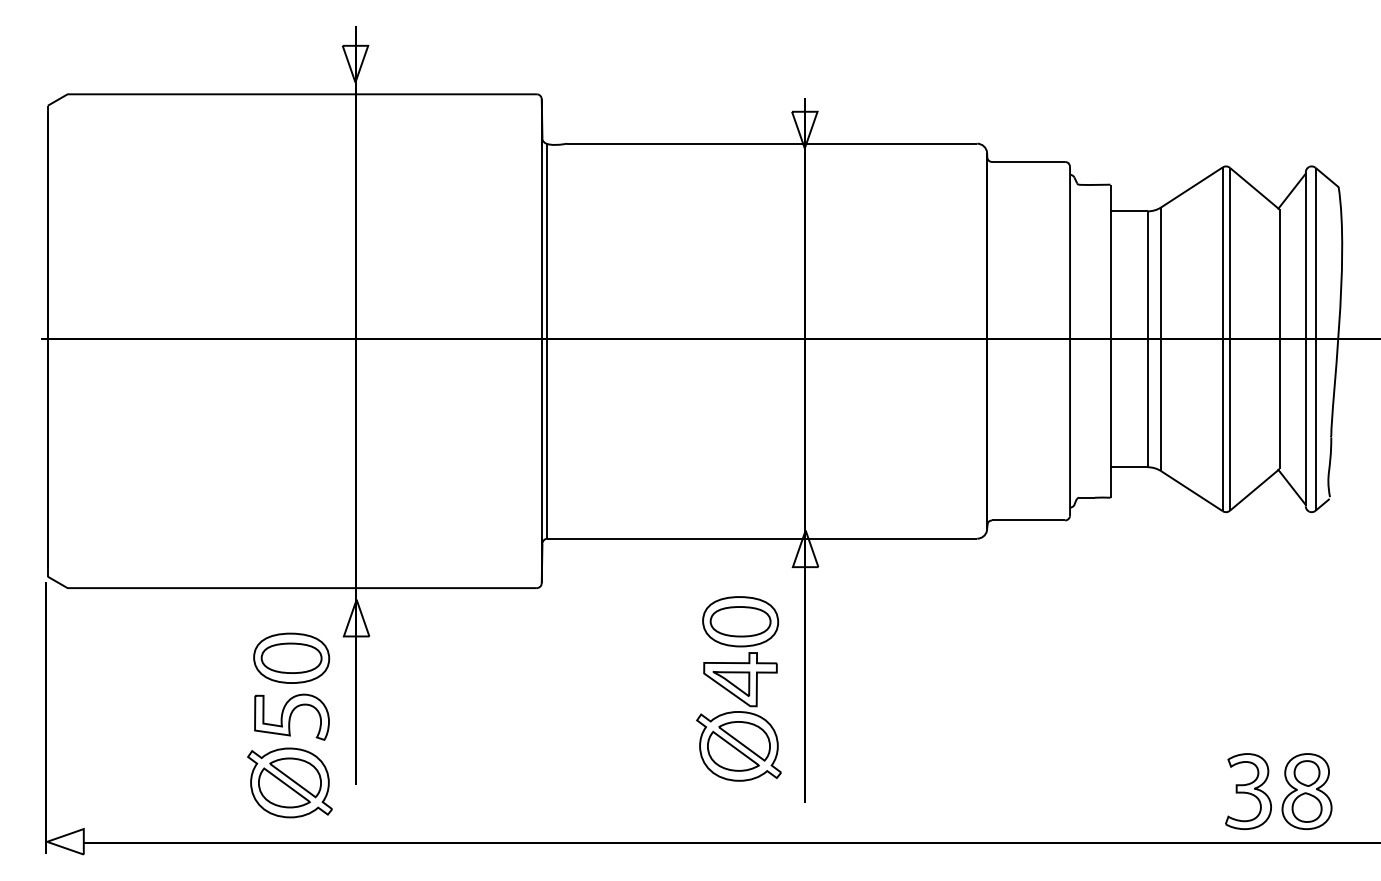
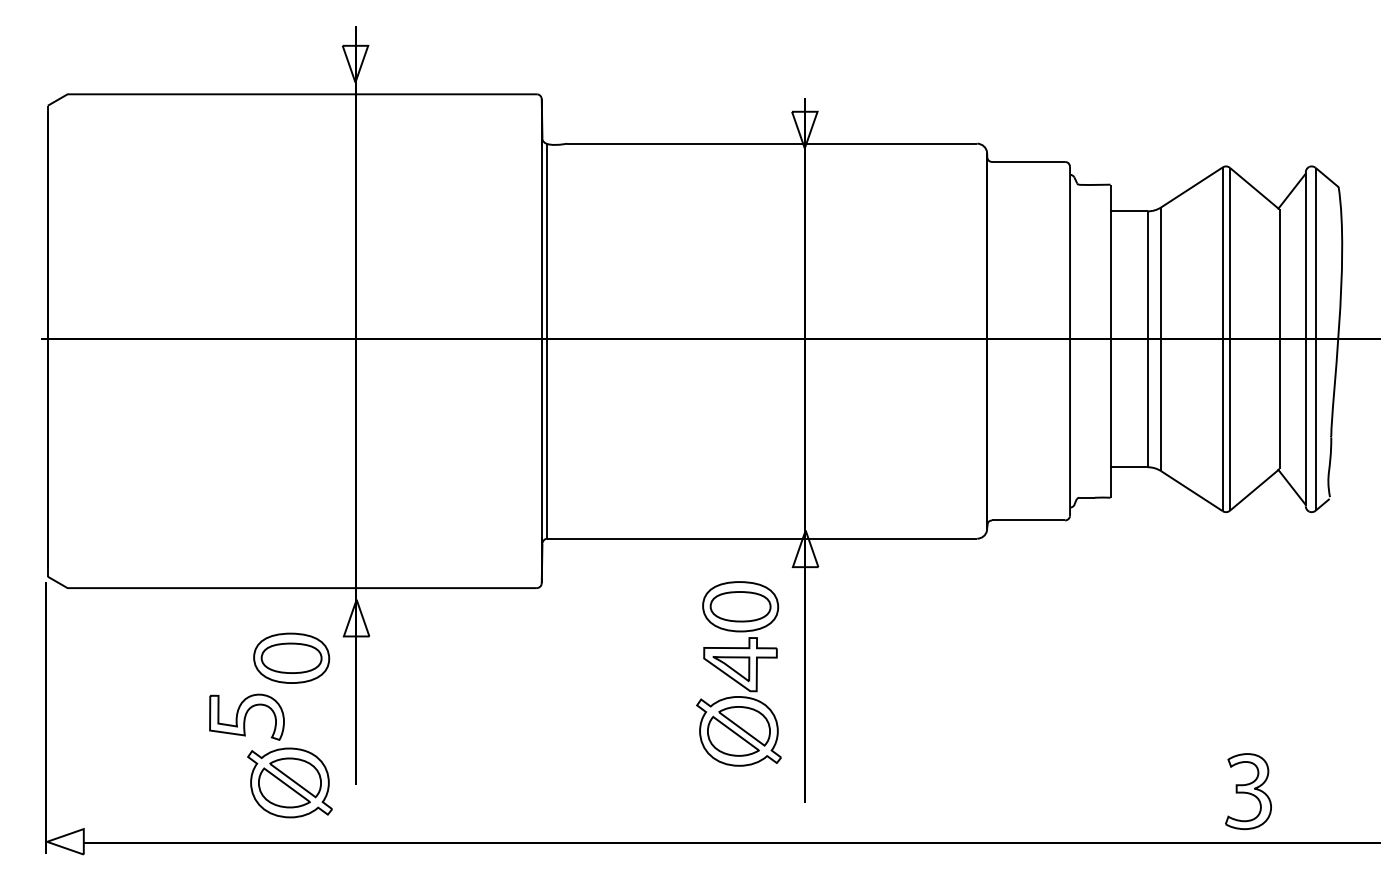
part position: (738, 688) -> (738, 673) (738, 673)
part position: (291, 716) -> (246, 716) (246, 716)
part: present -> none (1306, 791)
